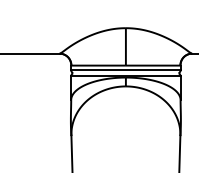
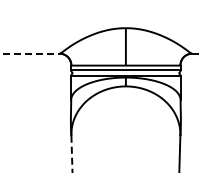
line: solid -> dashed (30, 53)
line: solid -> dashed (71, 154)
